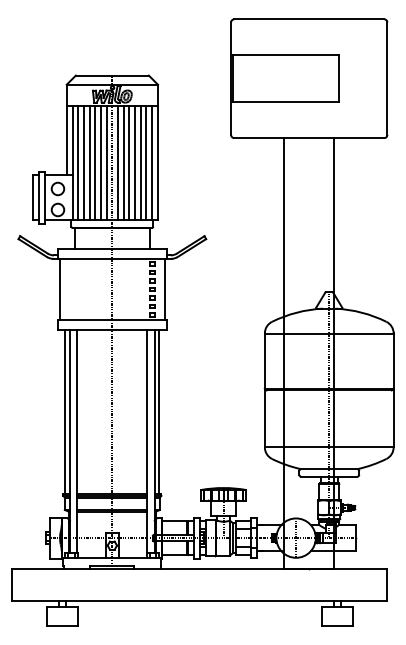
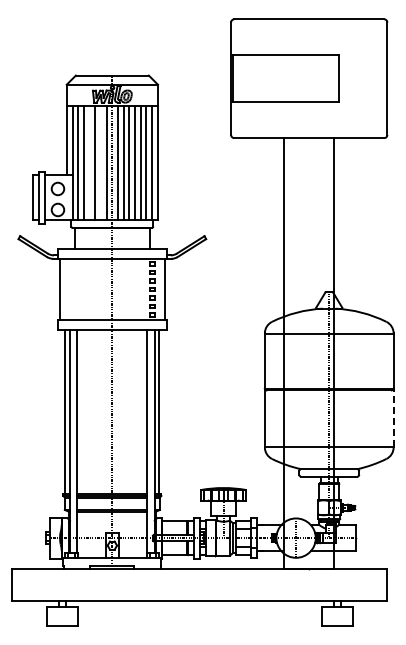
line: present -> none (89, 163)
line: present -> none (101, 163)
line: solid -> dashed (393, 418)
